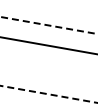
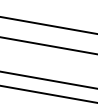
line: dashed -> solid (48, 25)
line: none -> present (48, 80)
line: dashed -> solid (49, 94)
